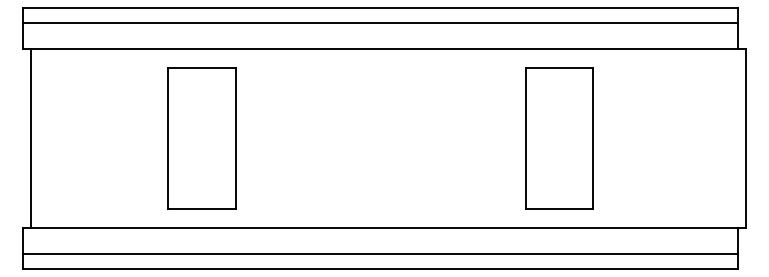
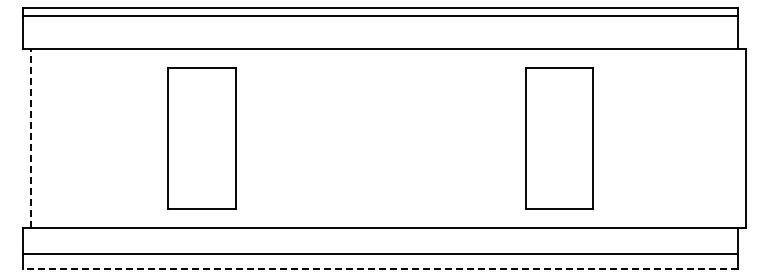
line position: (380, 22) -> (380, 15) (380, 15)
line: solid -> dashed (30, 138)
line: solid -> dashed (380, 268)
